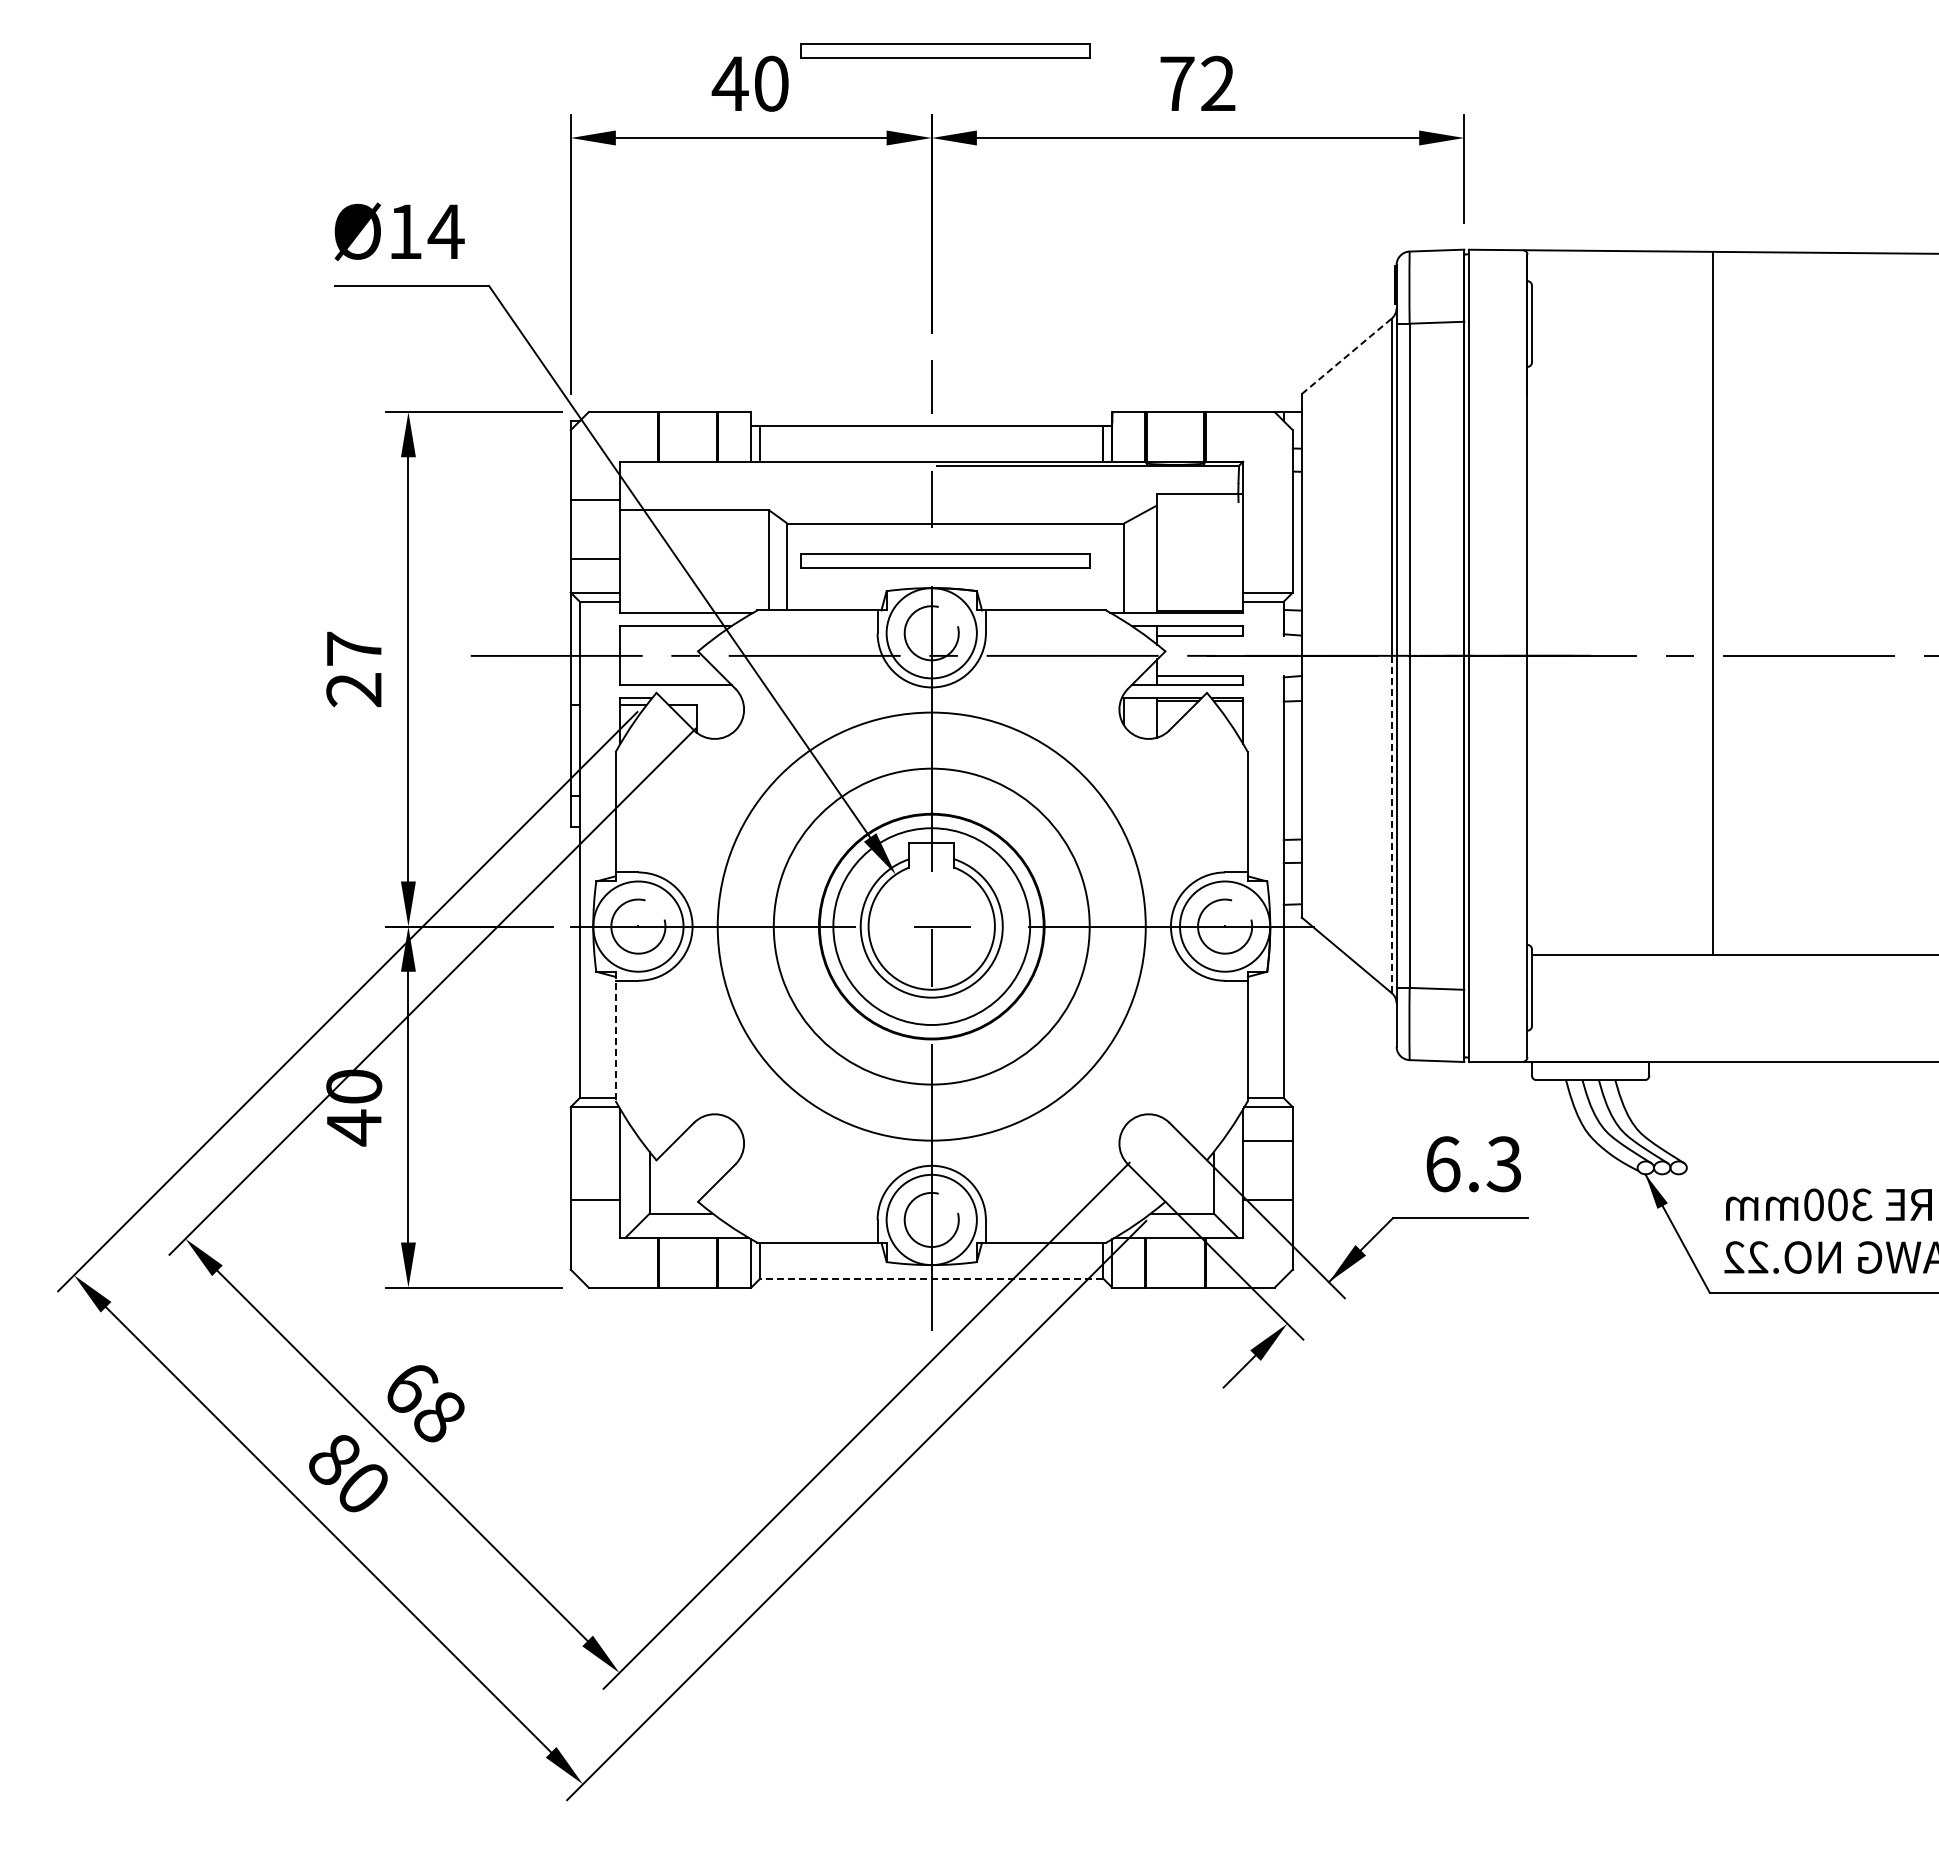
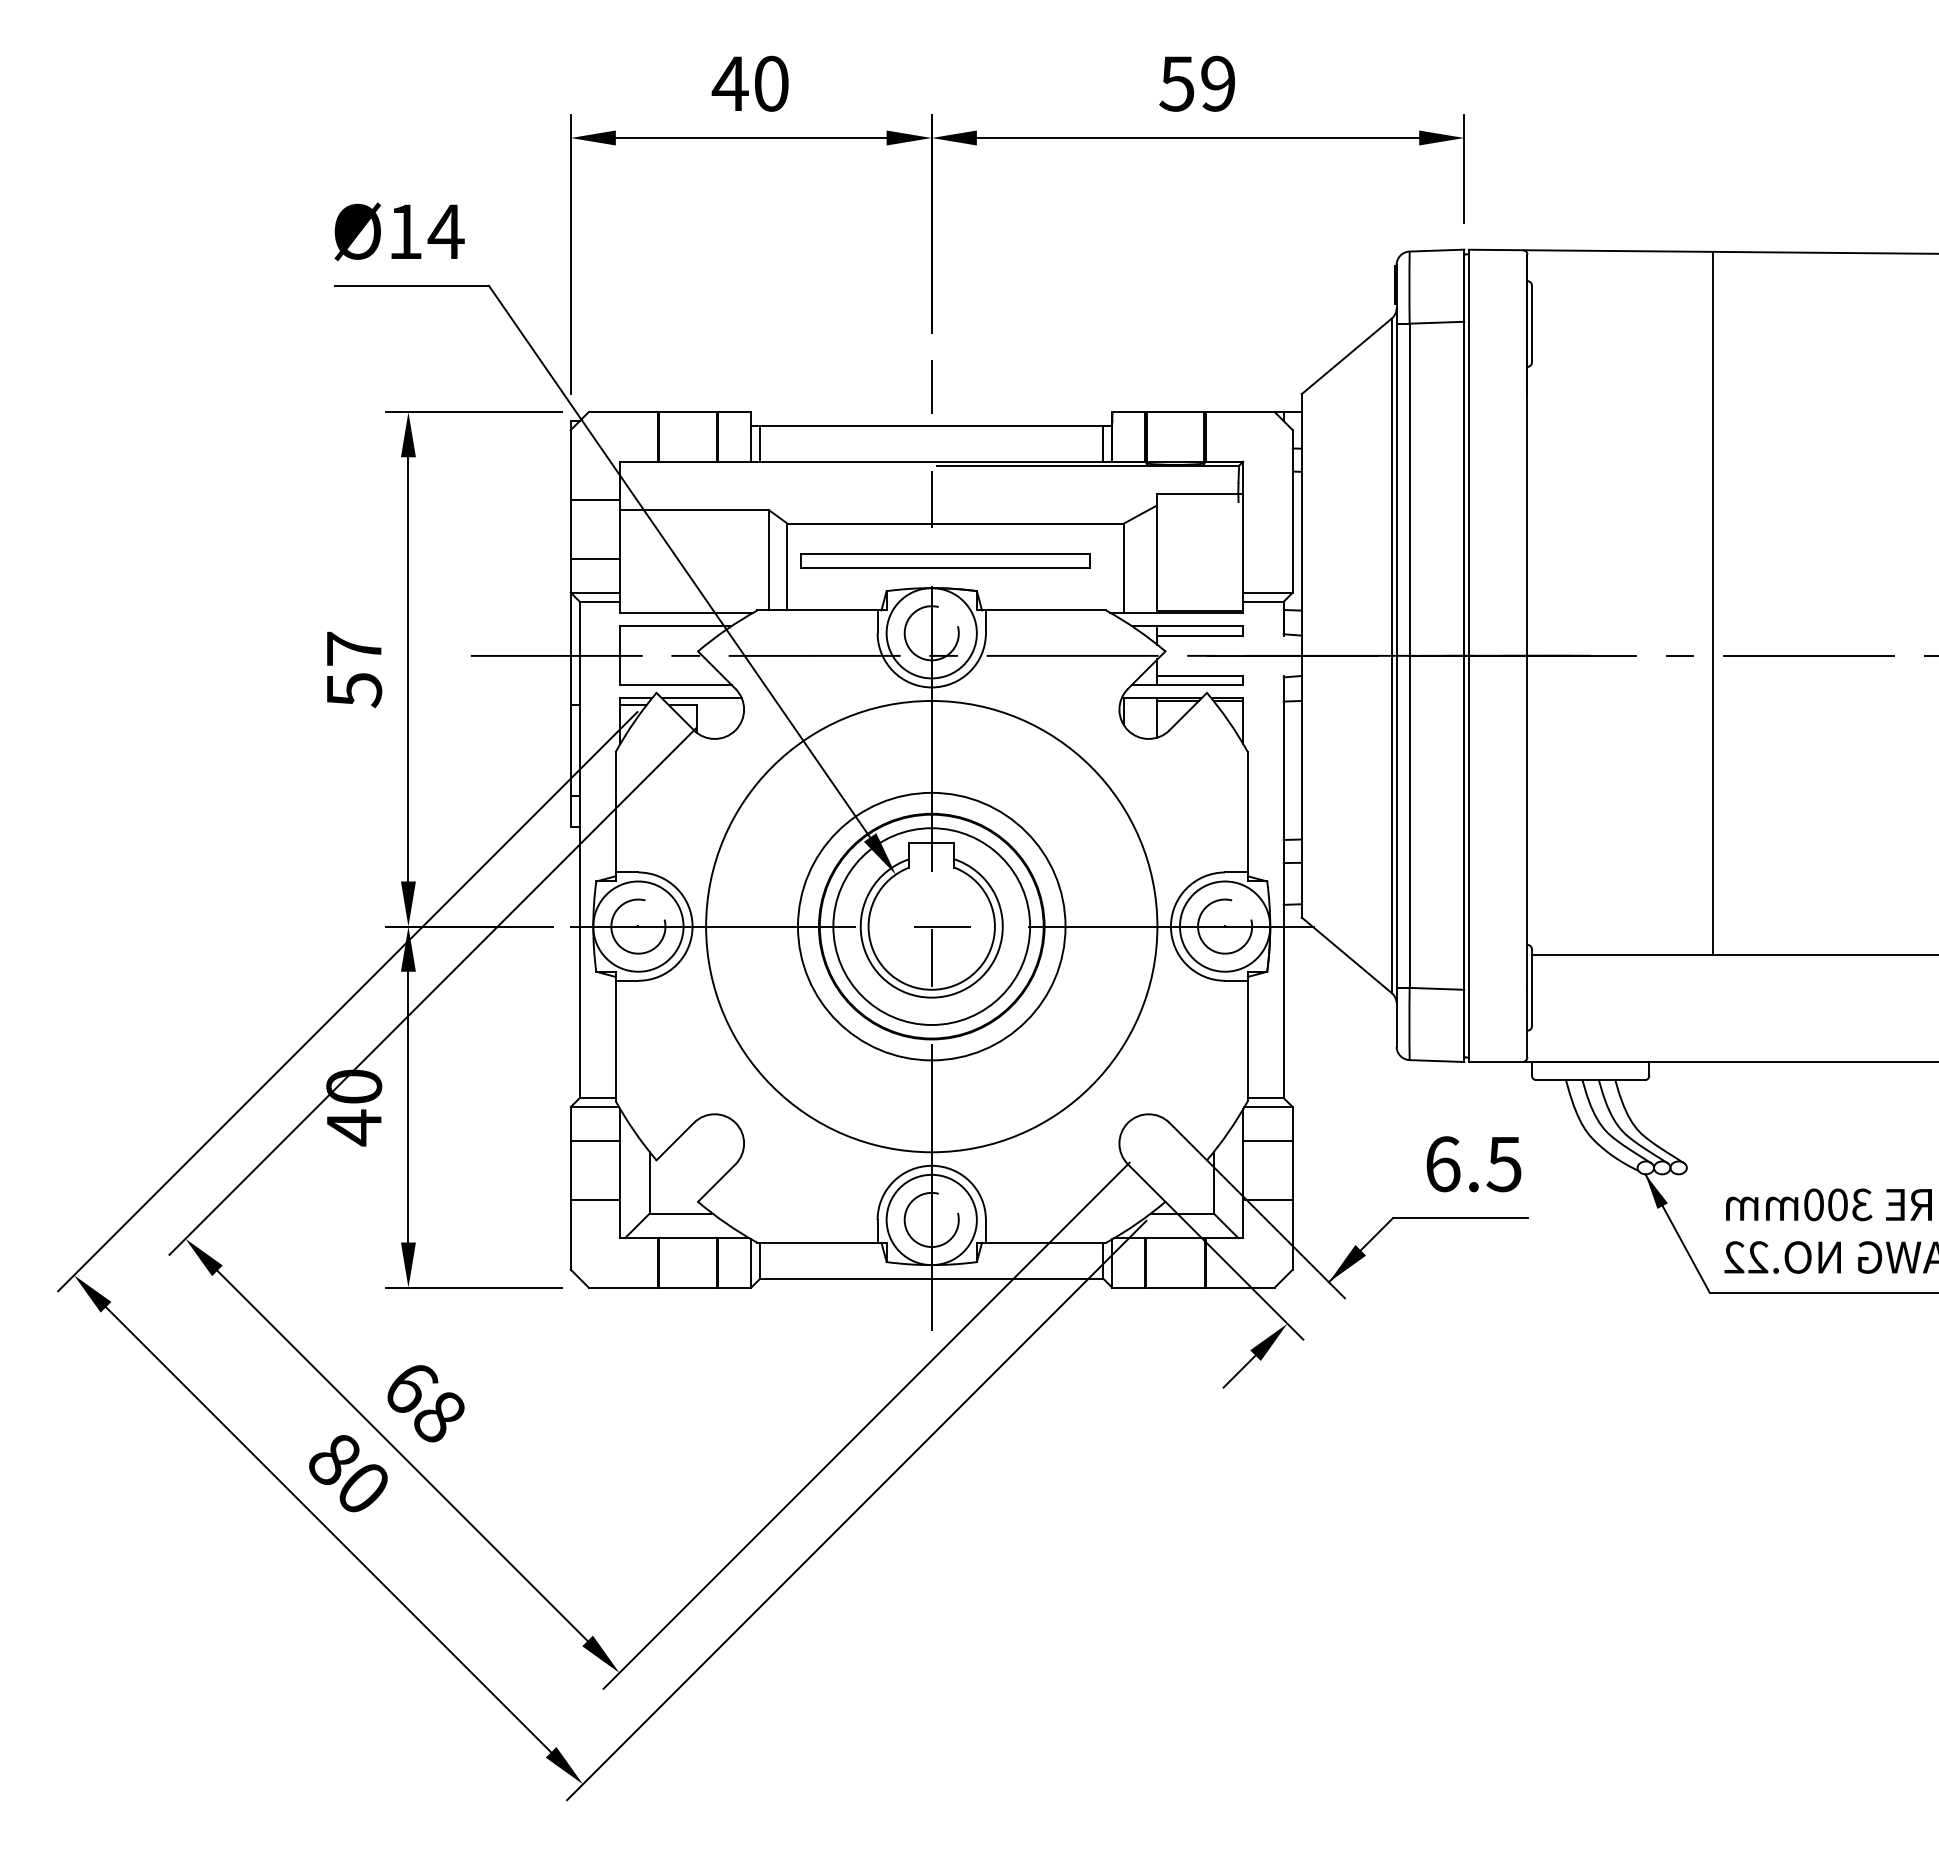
part: present -> none (945, 50)
text: 72 -> 59 (1197, 83)
line: dashed -> solid (1346, 356)
text: 27 -> 57 (354, 690)
line: none -> present (701, 698)
line: dashed -> solid (1391, 824)
circle diameter: 316 px -> 451 px (931, 926)
circle diameter: 428 px -> 268 px (931, 926)
line: dashed -> solid (615, 1036)
line: none -> present (595, 1140)
text: 6.3 -> 6.5 (1503, 1163)
line: dashed -> solid (931, 1278)
